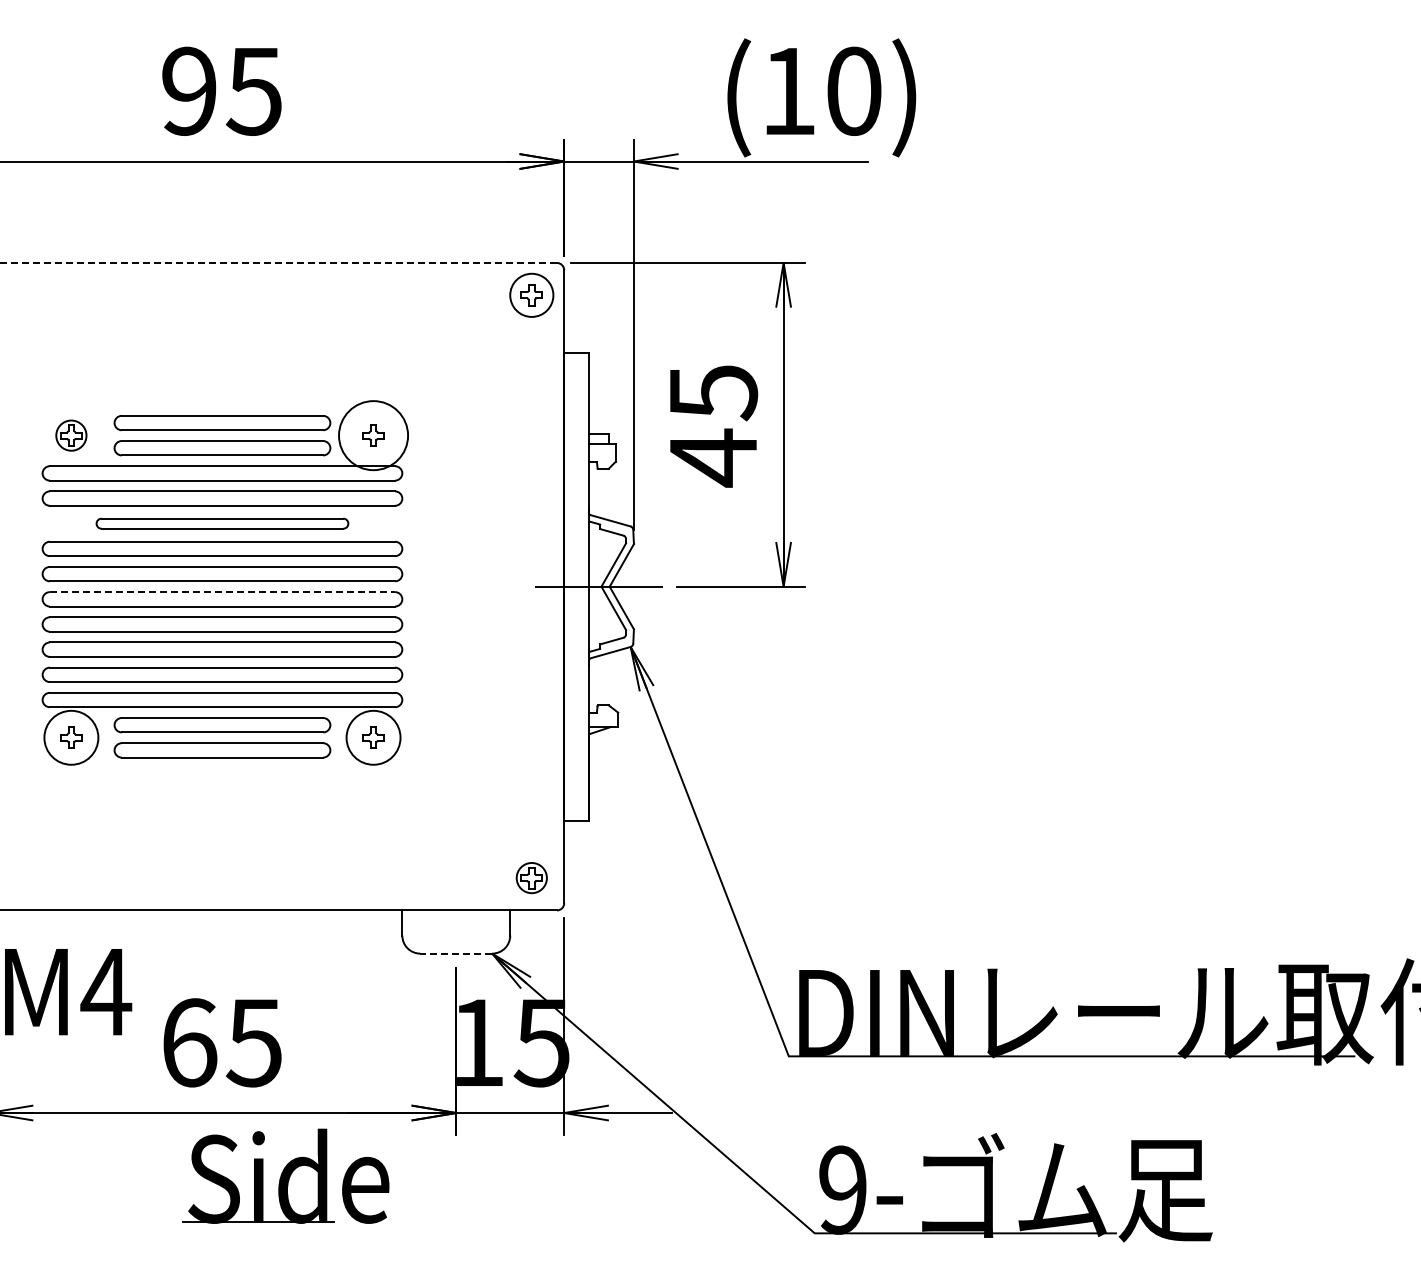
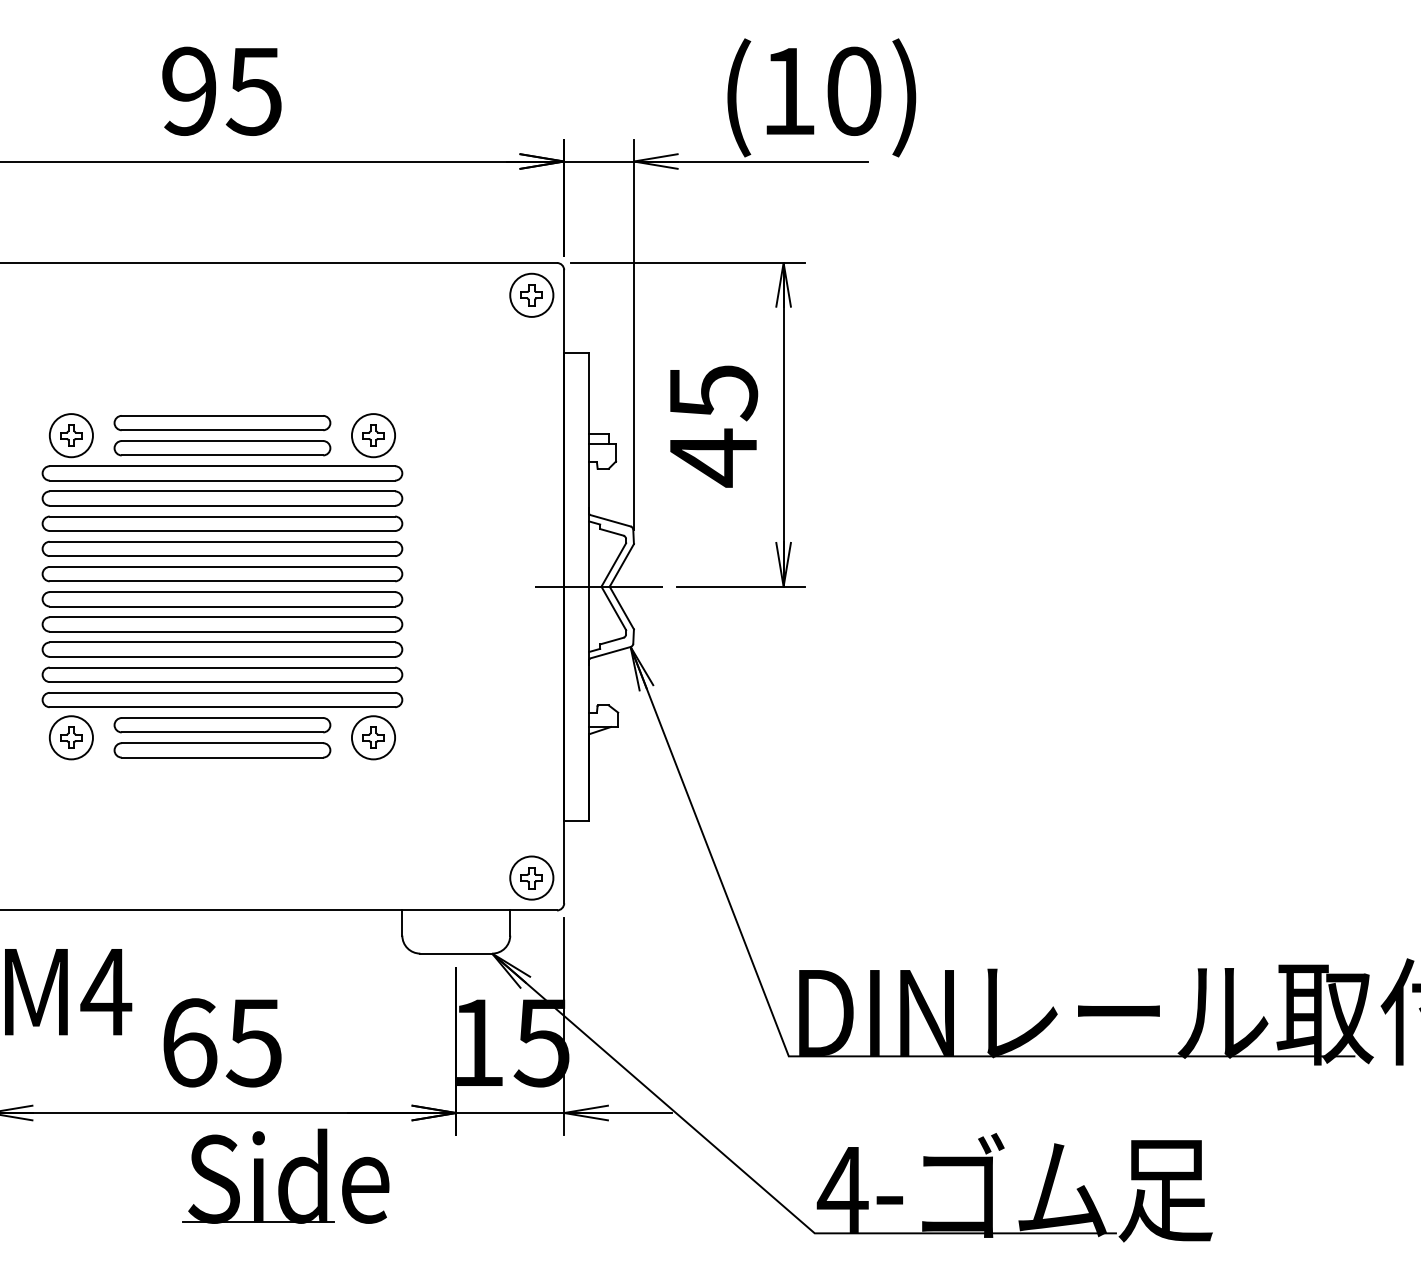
line: dashed -> solid (278, 262)
circle diameter: 30 px -> 43 px (70, 435)
circle diameter: 69 px -> 43 px (373, 435)
part size: 255x13 px -> 363x17 px (222, 523)
line: dashed -> solid (222, 592)
circle diameter: 54 px -> 43 px (70, 737)
circle diameter: 54 px -> 43 px (373, 737)
circle diameter: 30 px -> 43 px (531, 877)
line: dashed -> solid (456, 953)
text: 9- -> 4- (842, 1189)
